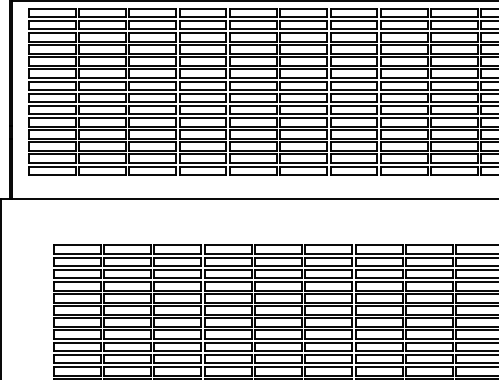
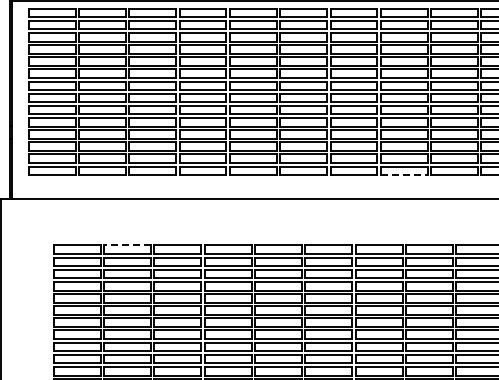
line: solid -> dashed (404, 175)
line: solid -> dashed (127, 245)
